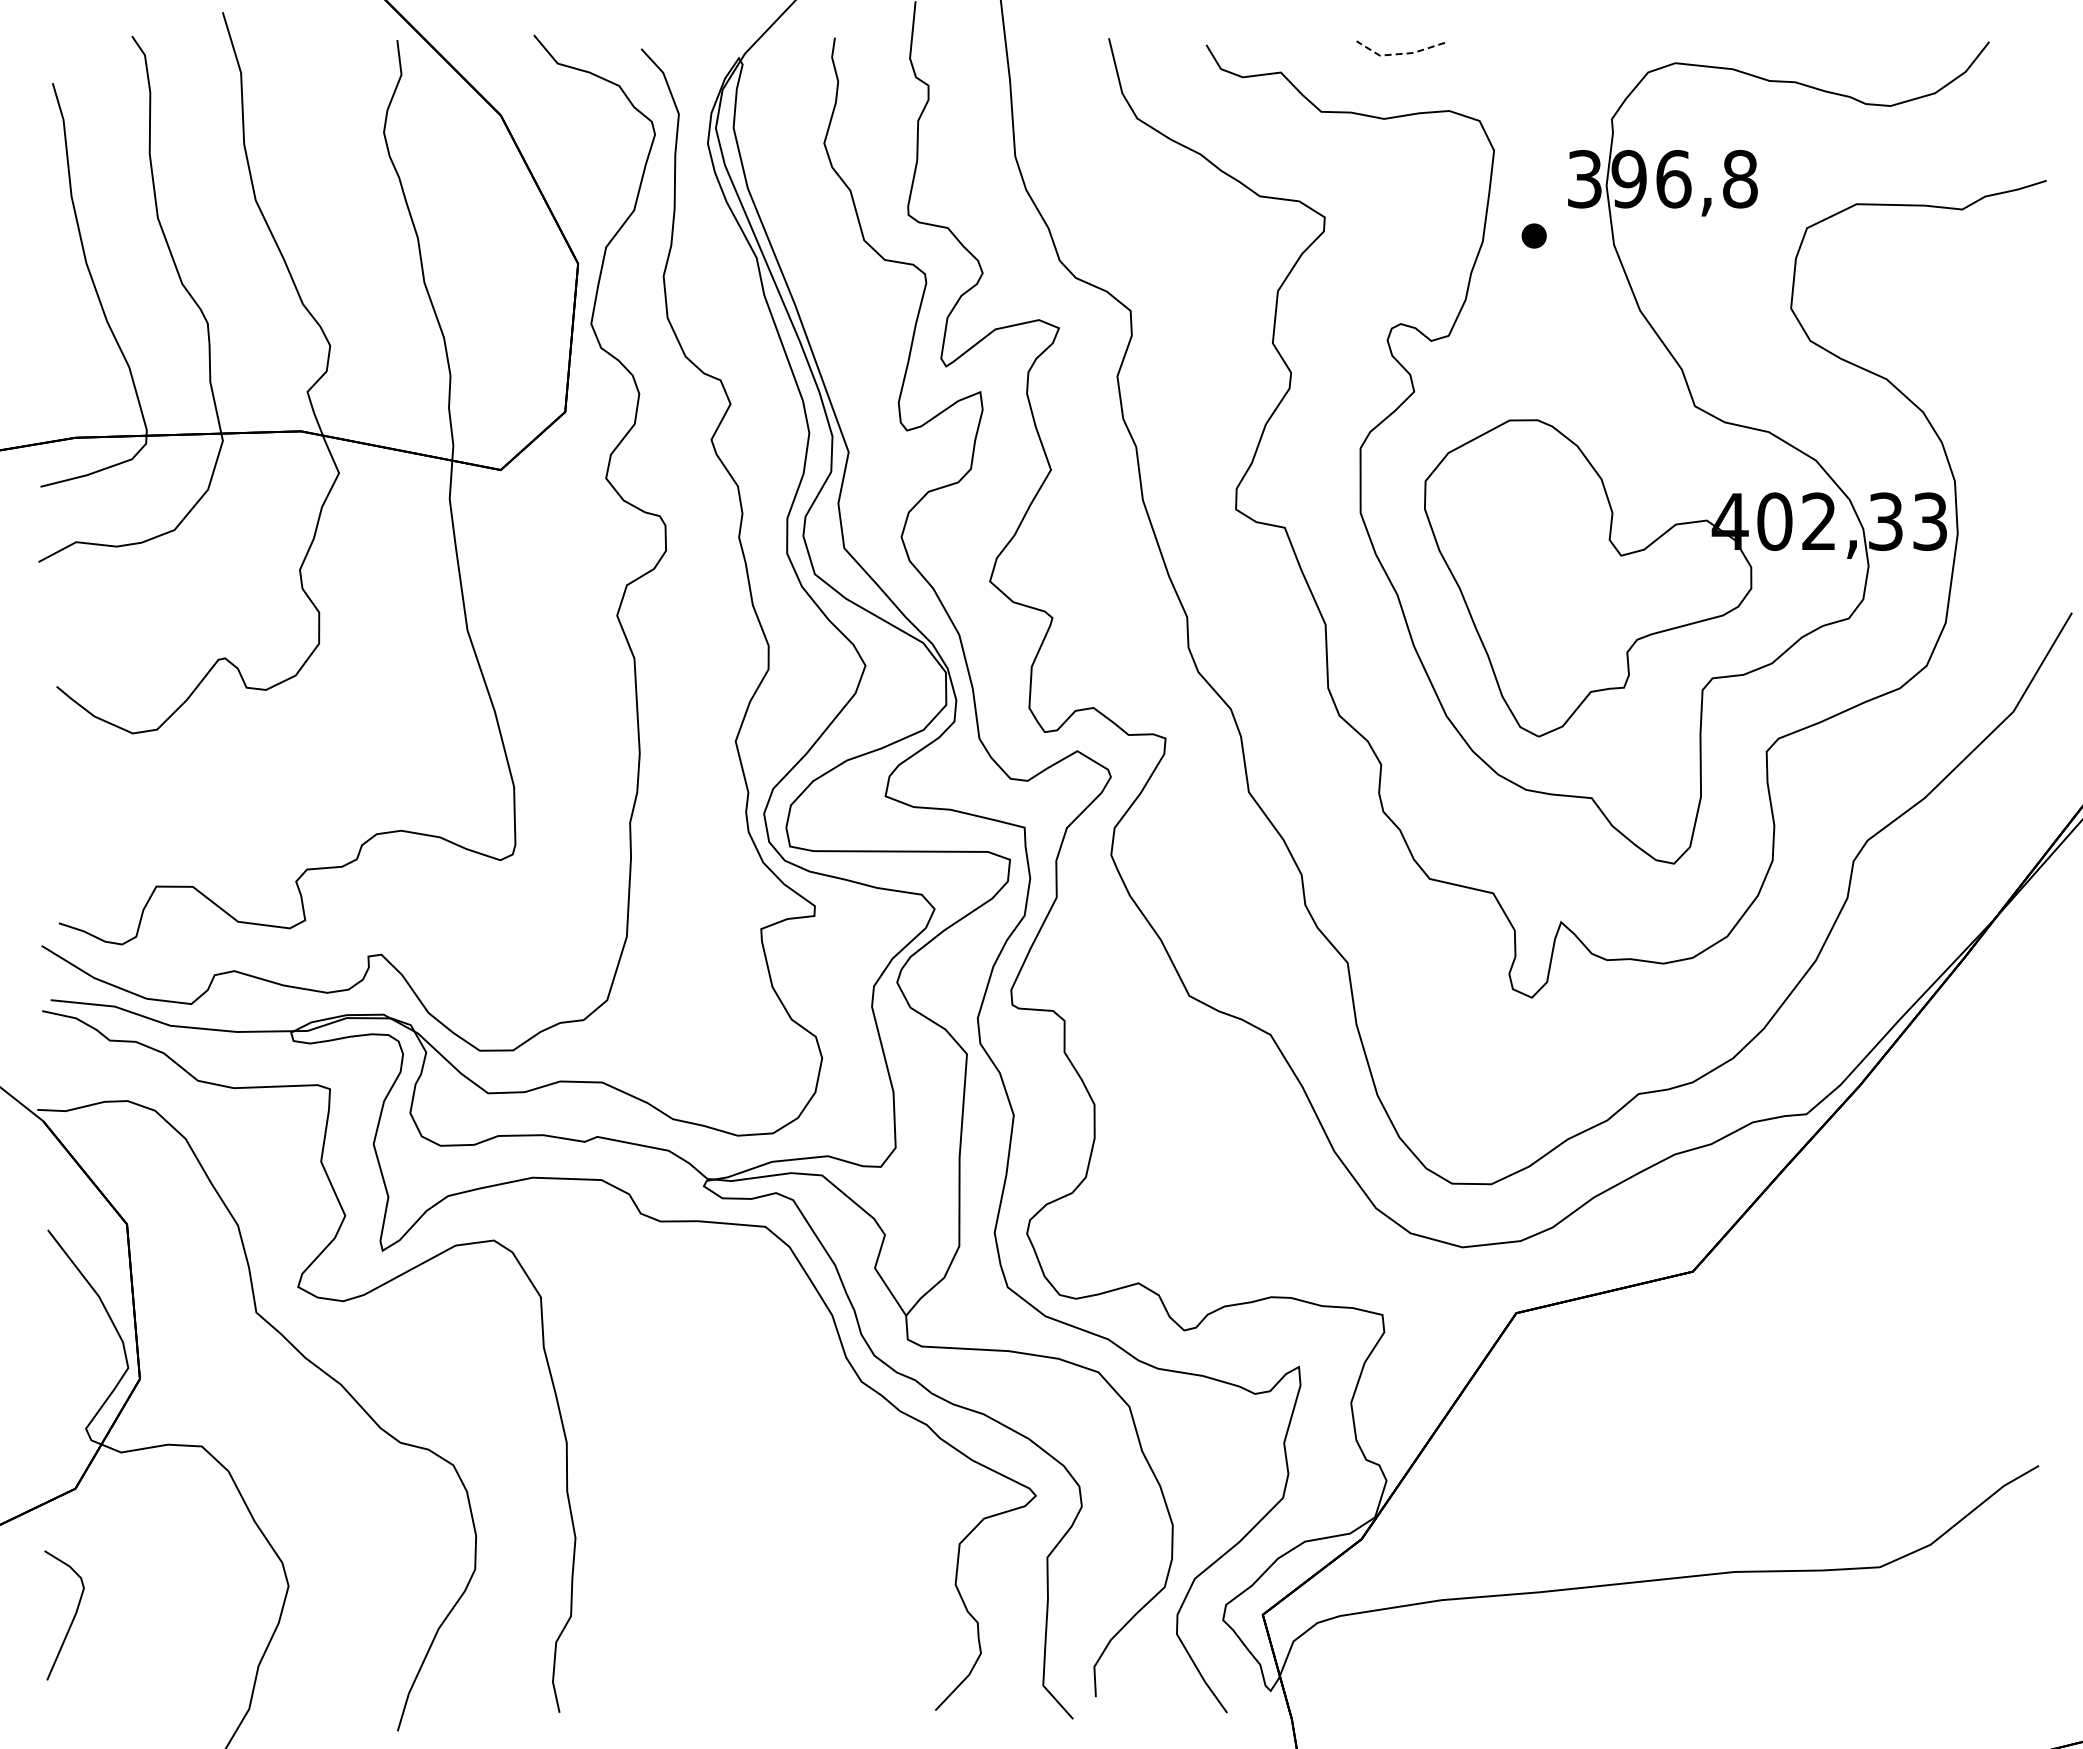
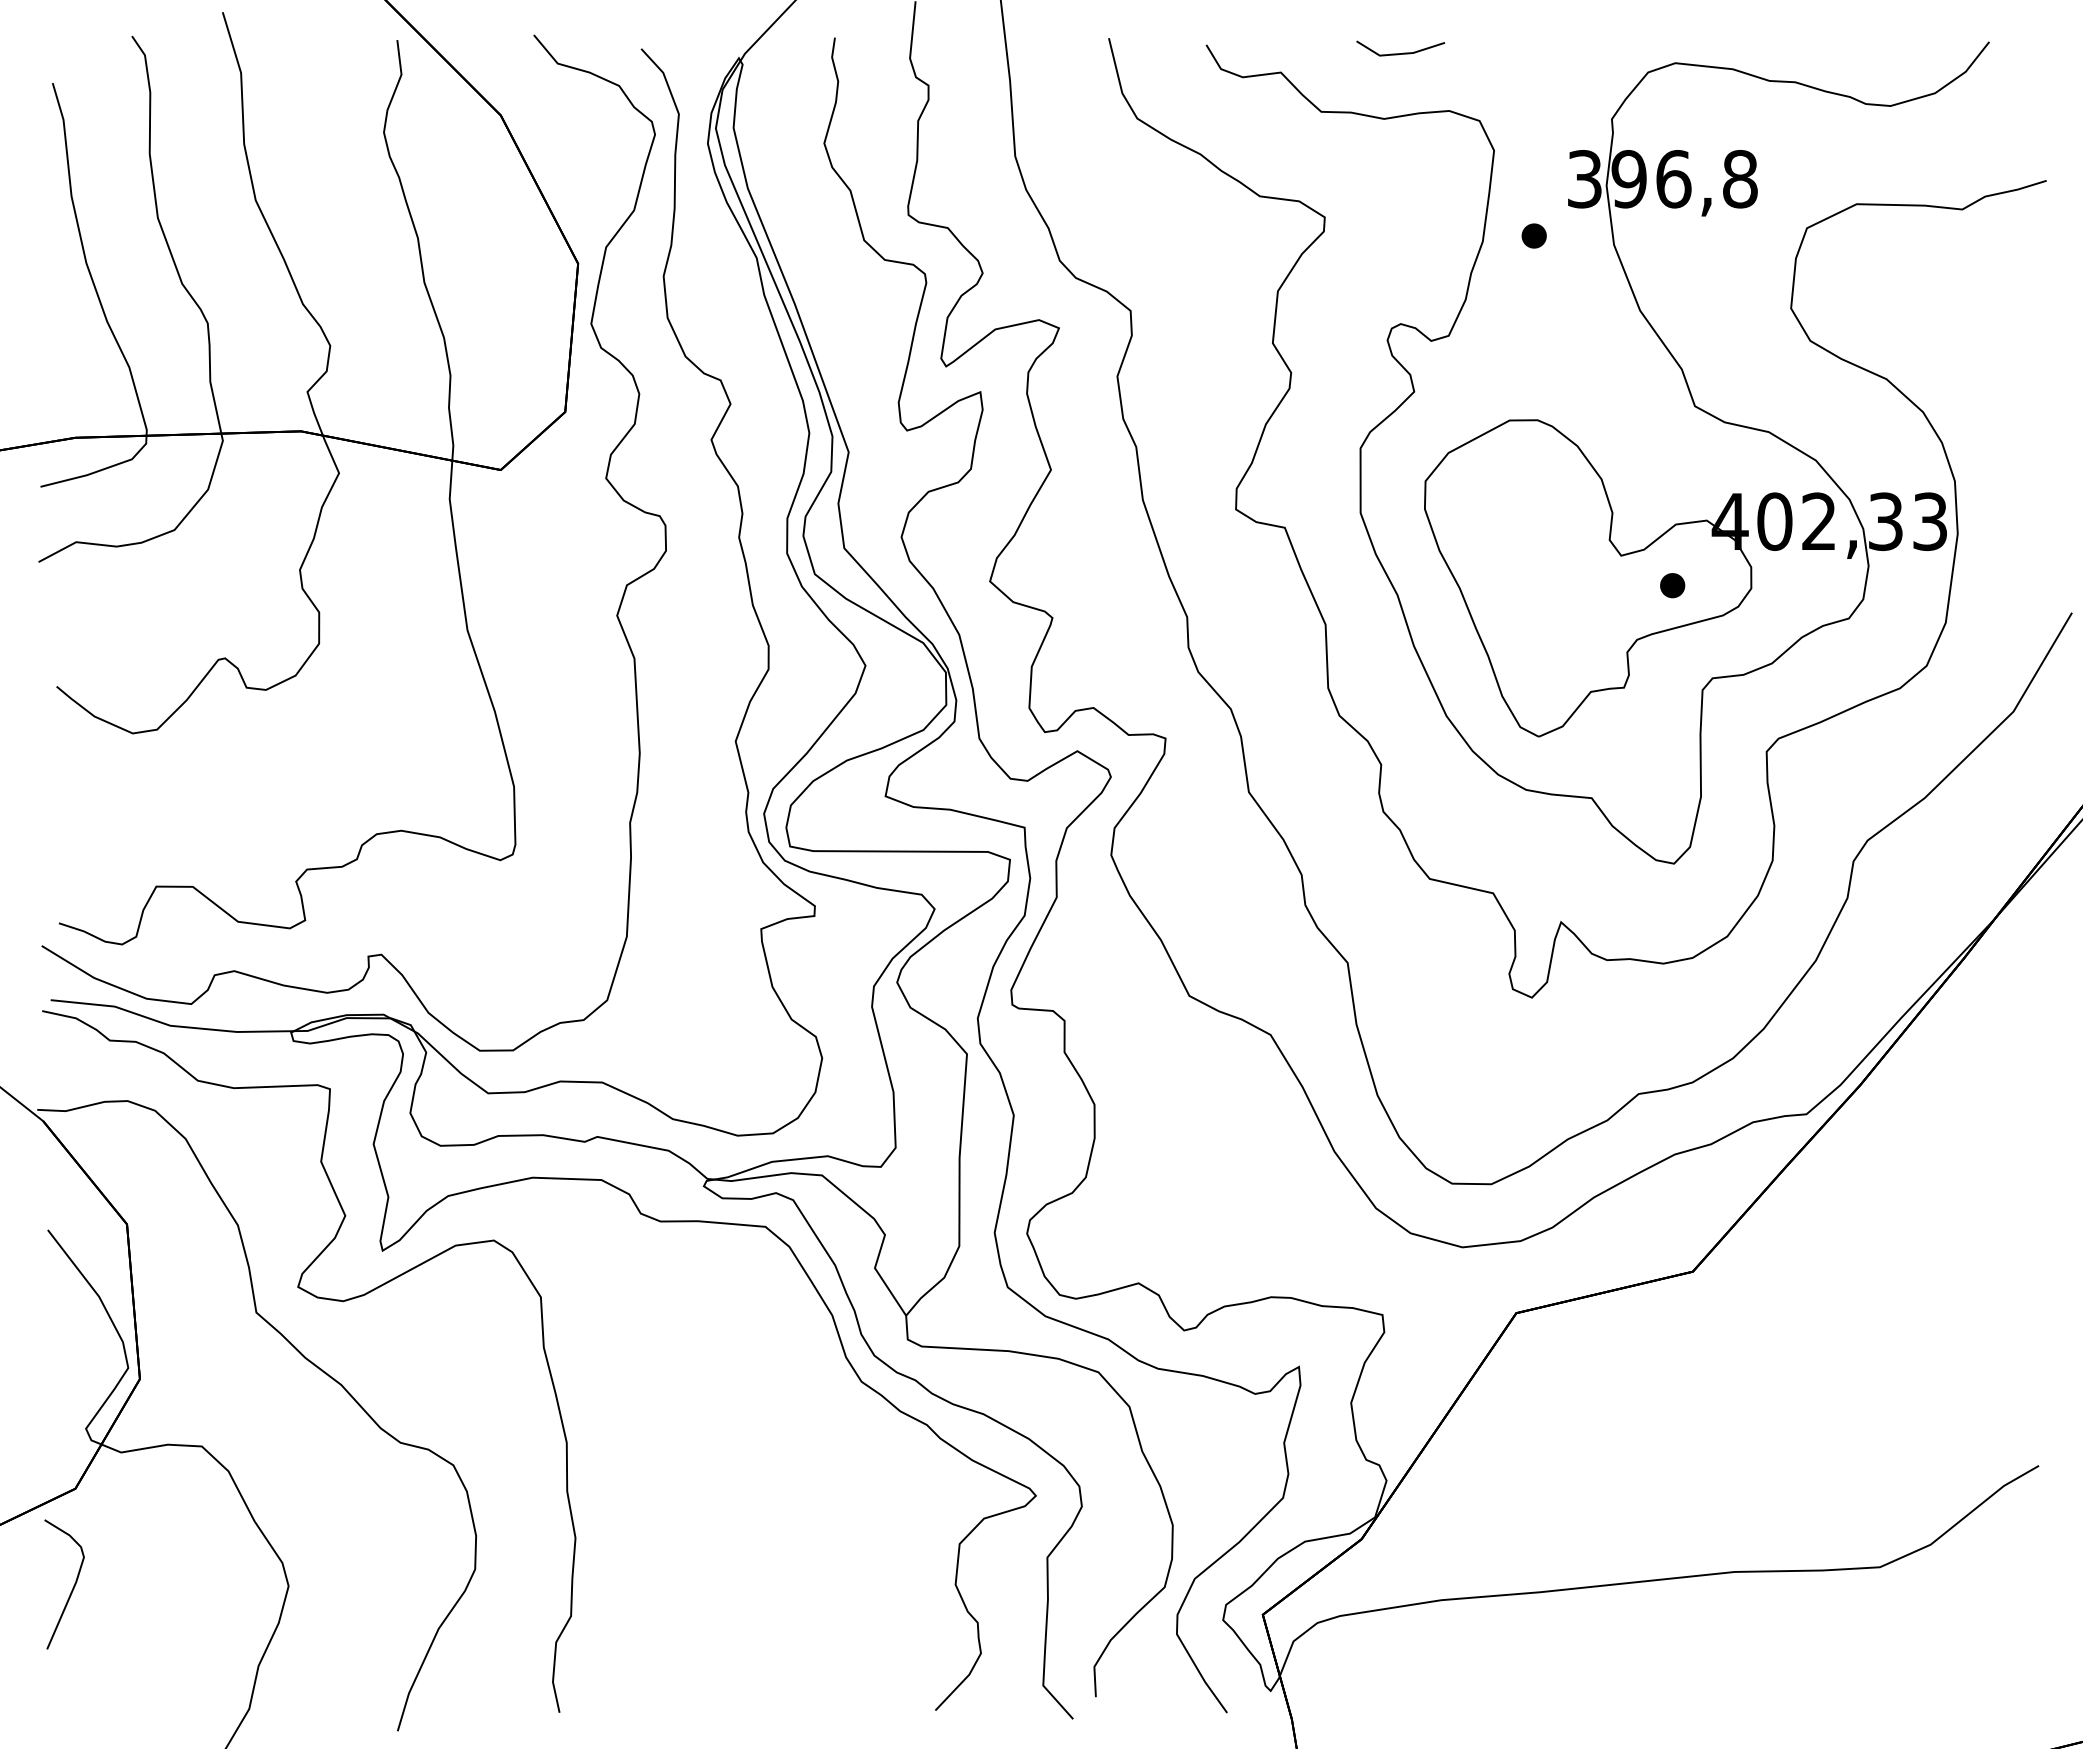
line: dashed -> solid (1399, 54)
part: none -> present (1672, 585)
curve position: (72, 1618) -> (72, 1587) (72, 1587)
